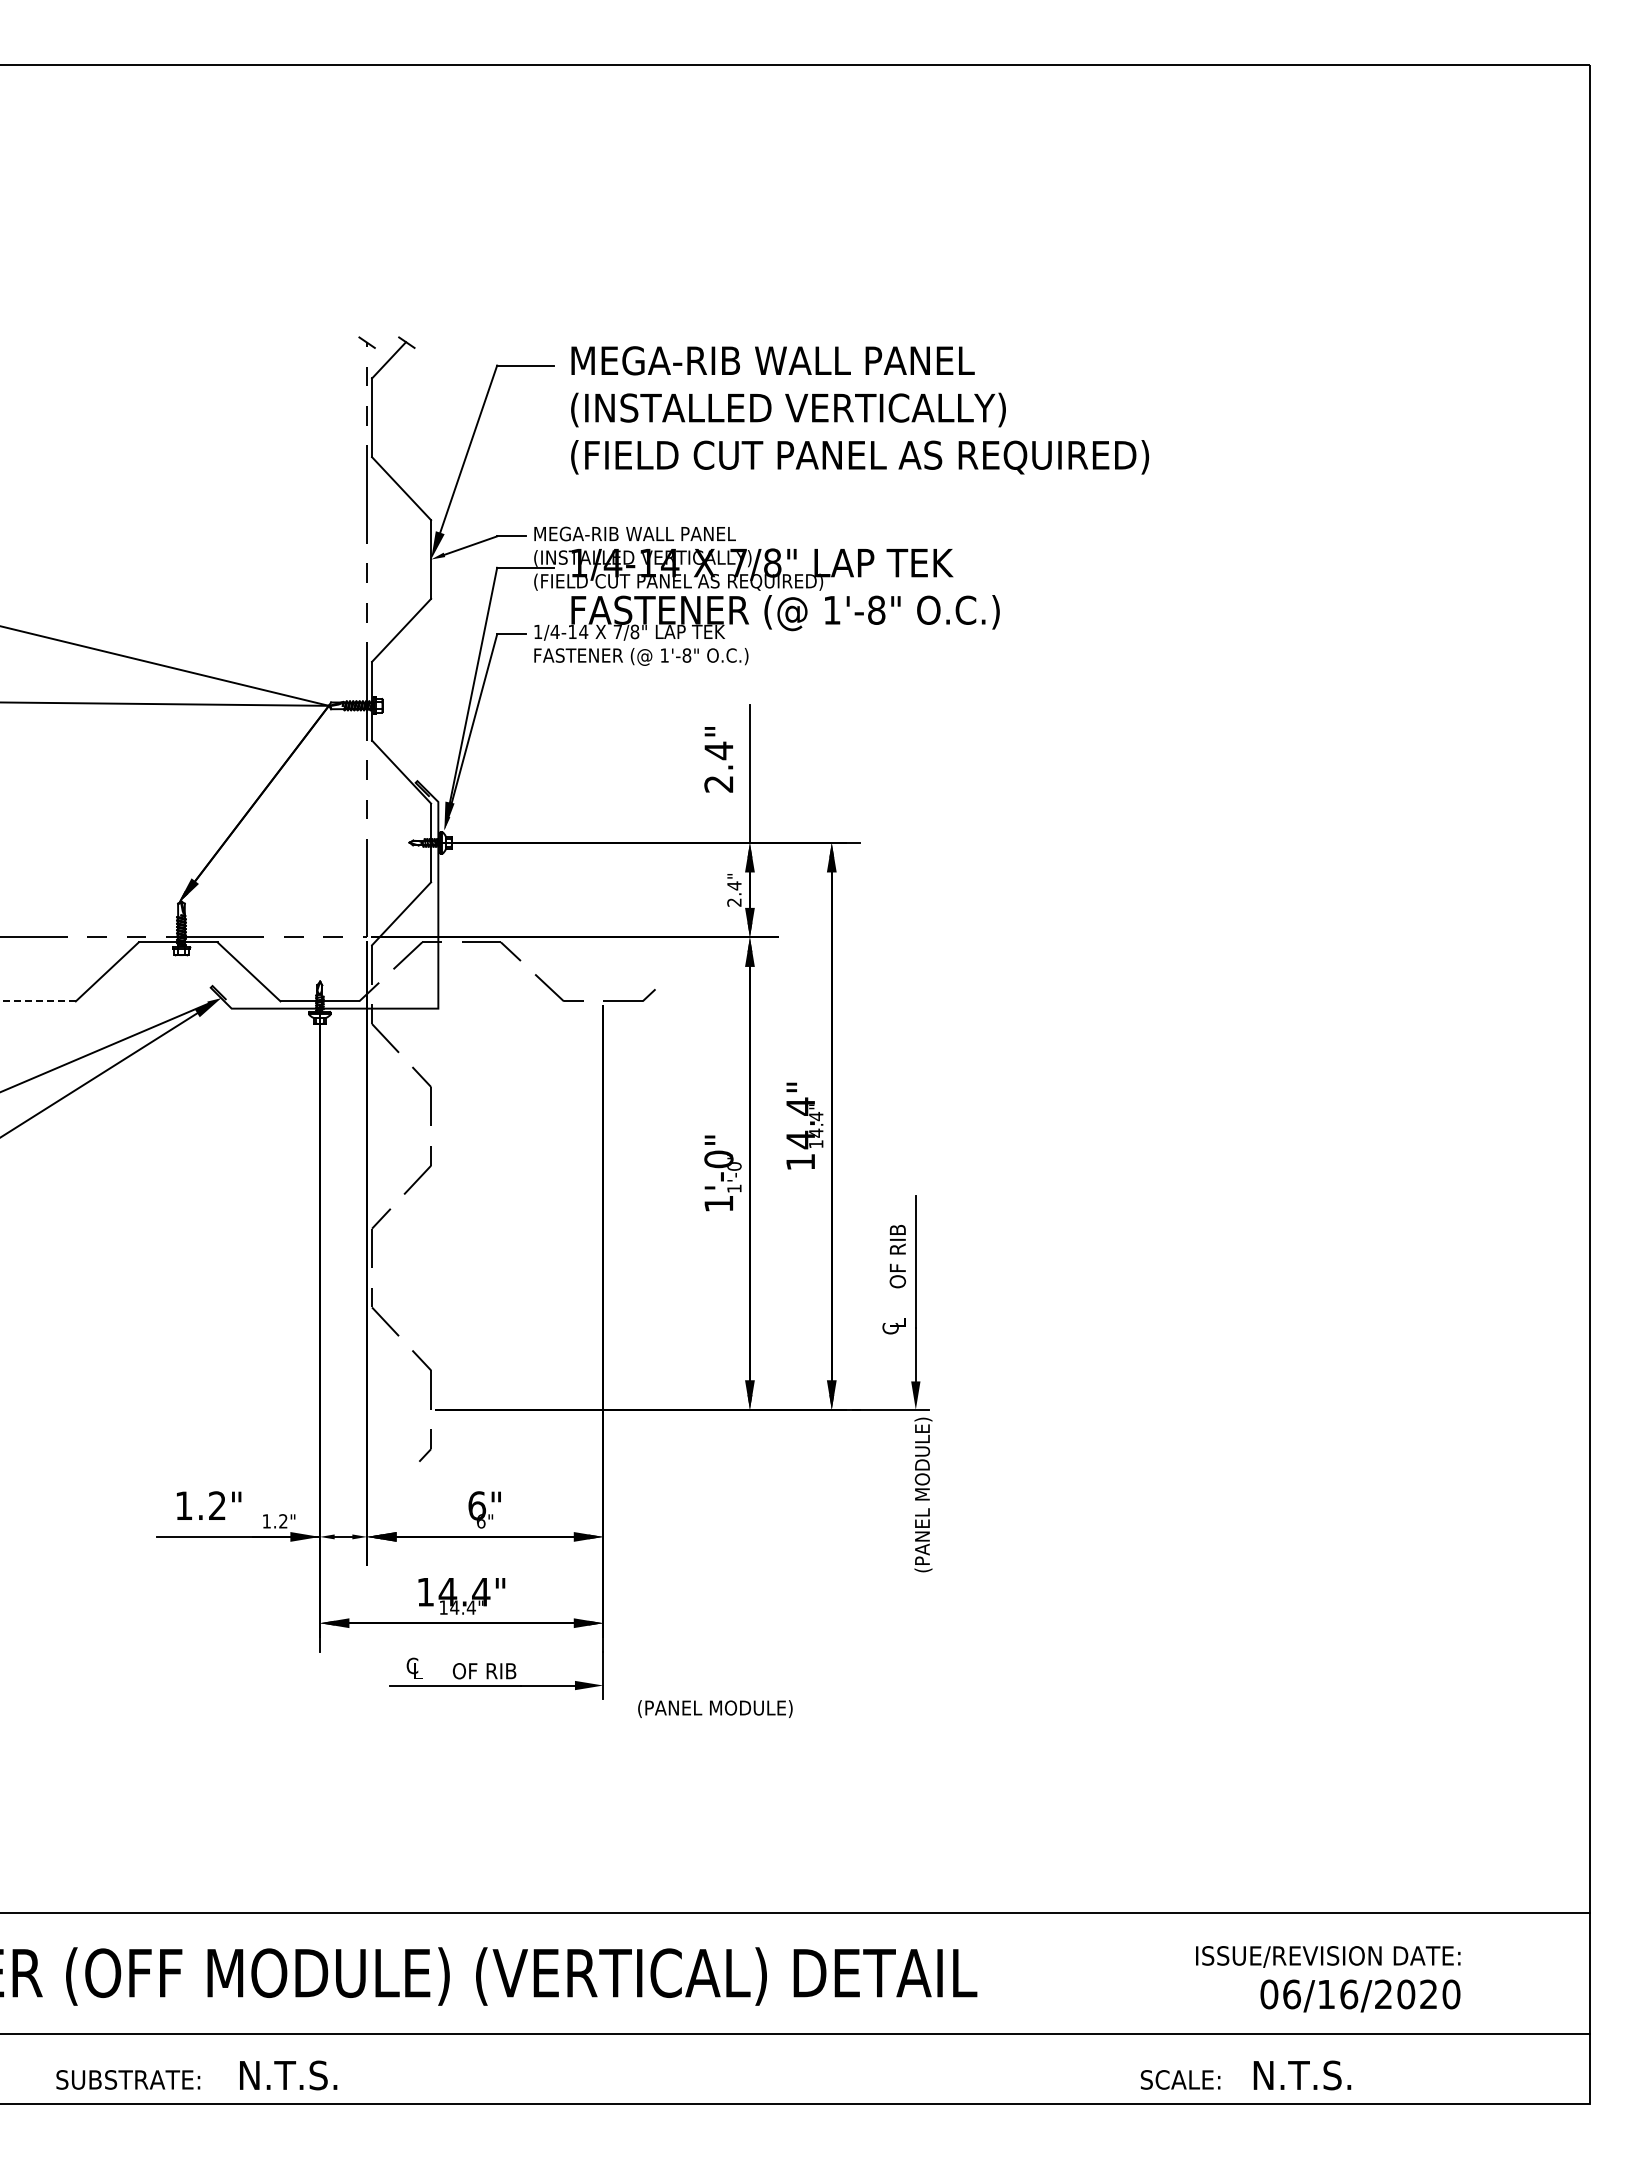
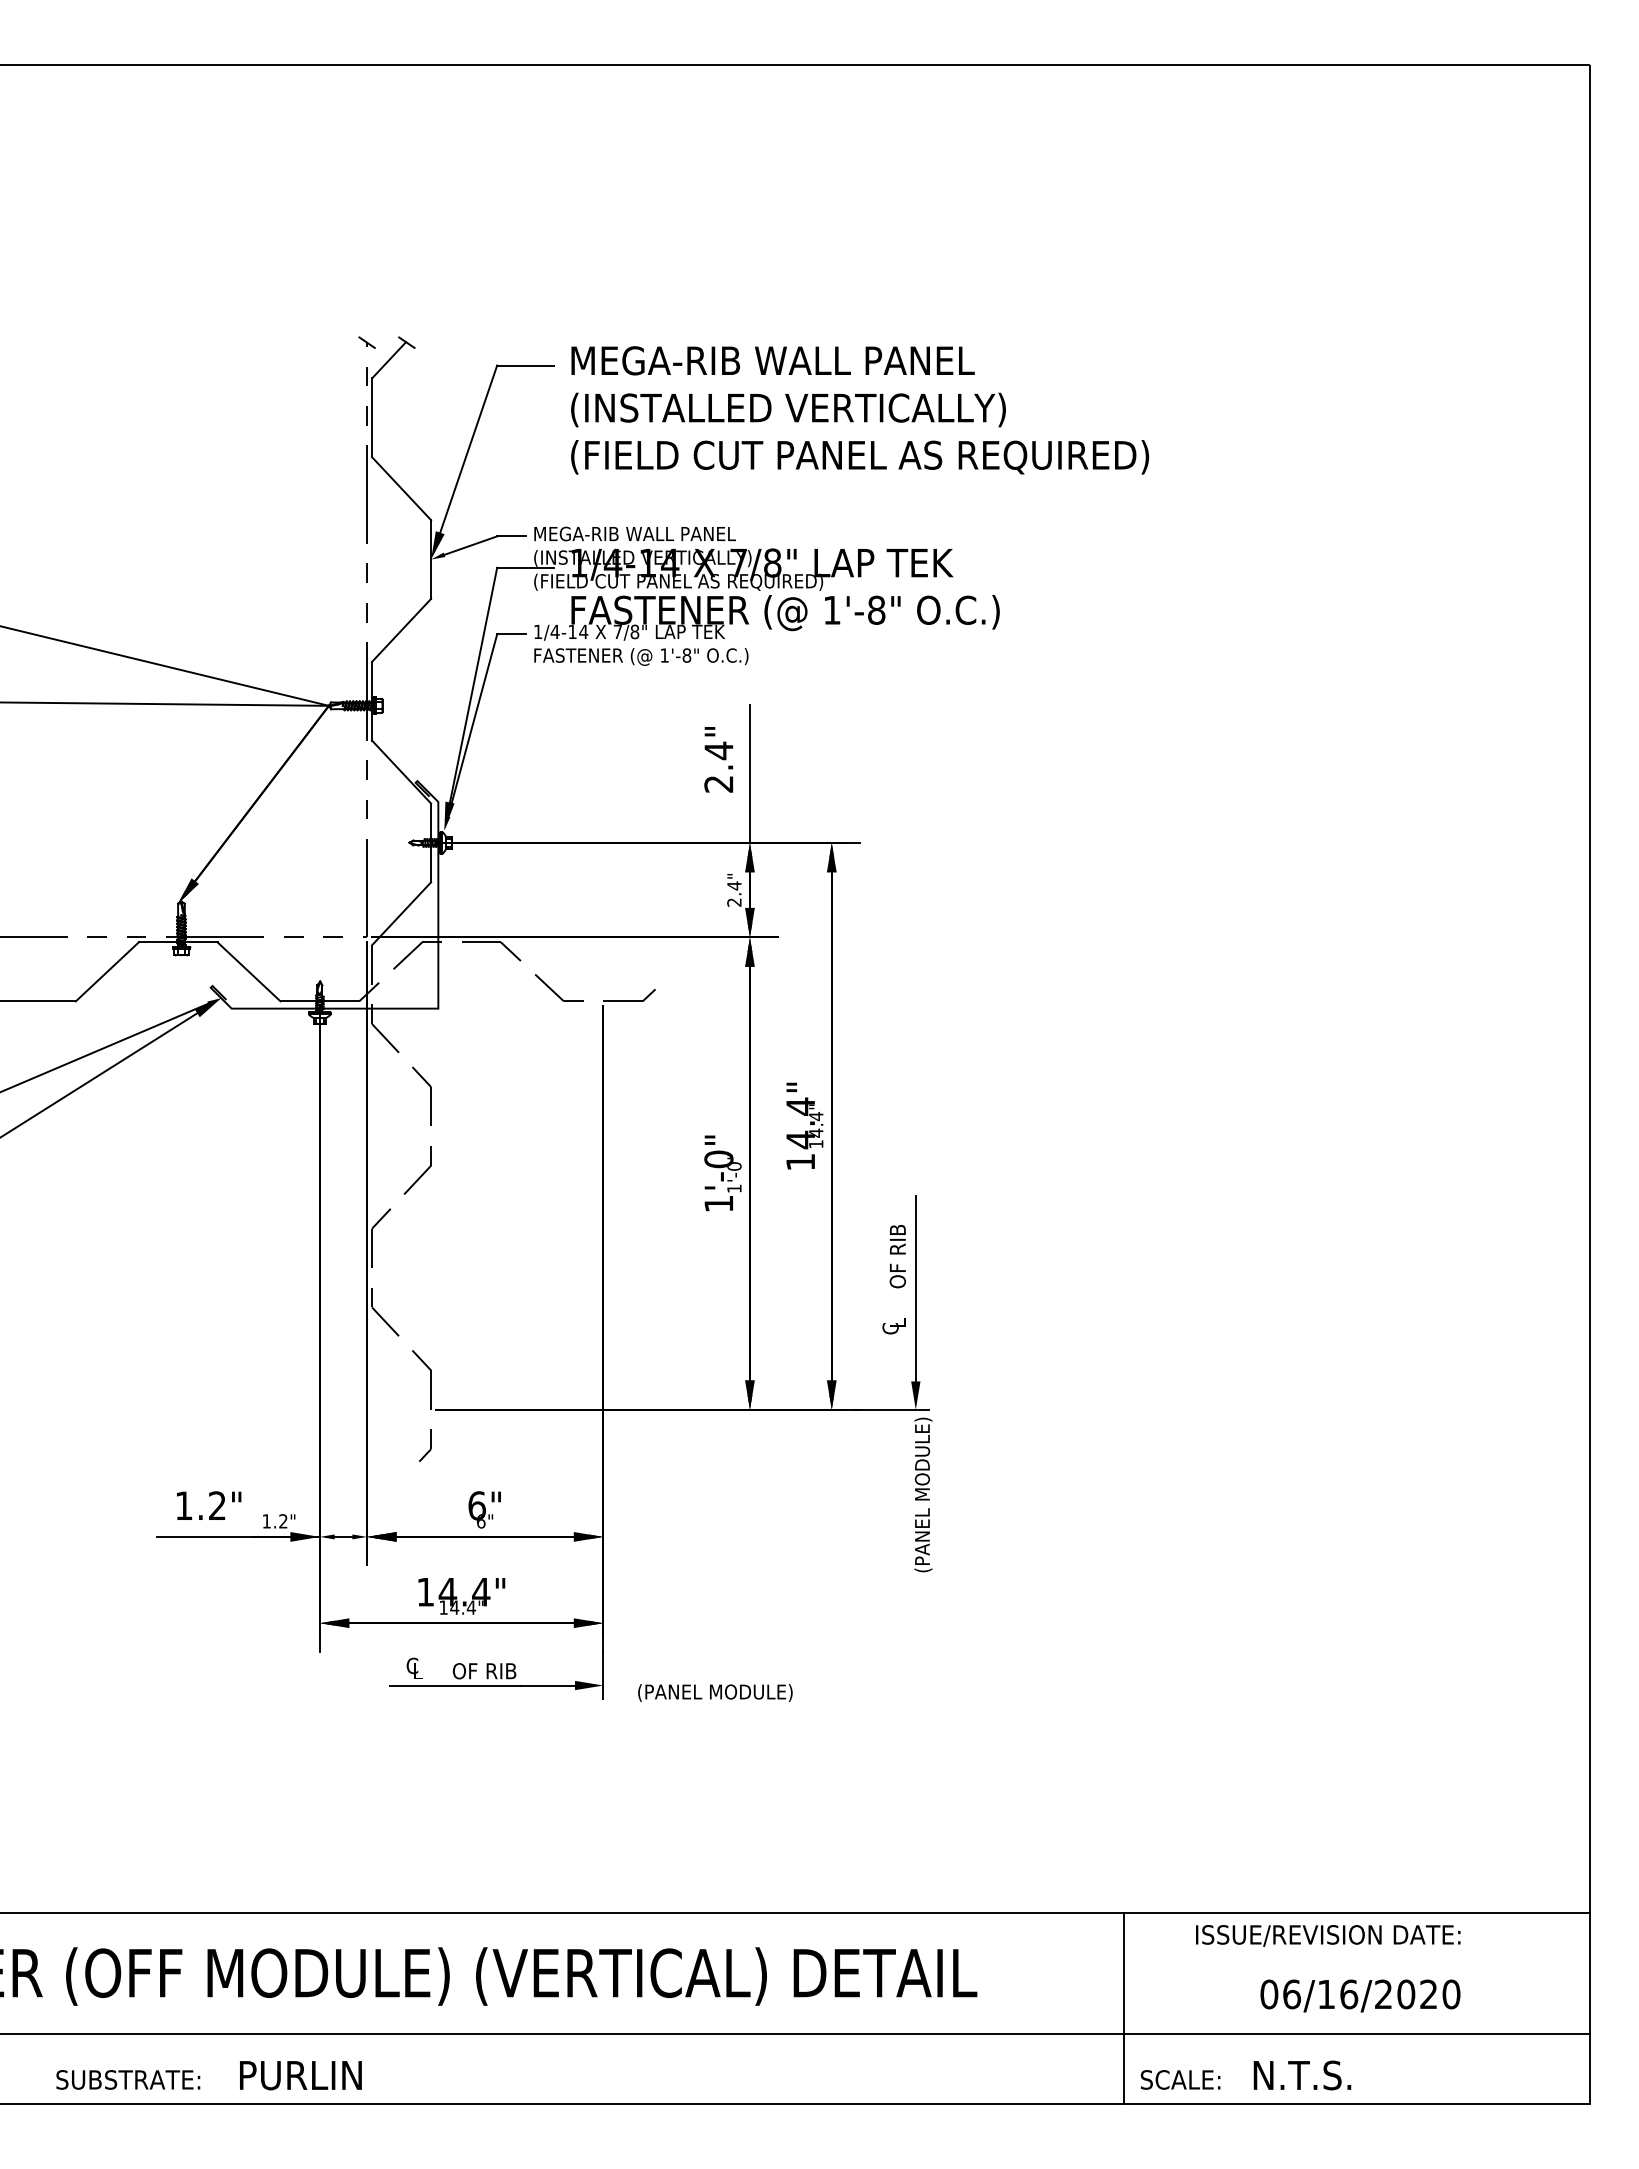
line: dashed -> solid (37, 1001)
text position: (715, 1708) -> (715, 1692) (715, 1692)
text position: (1328, 1956) -> (1328, 1935) (1328, 1935)
line: none -> present (1123, 2007)
text: N.T.S. -> PURLIN (302, 2075)
